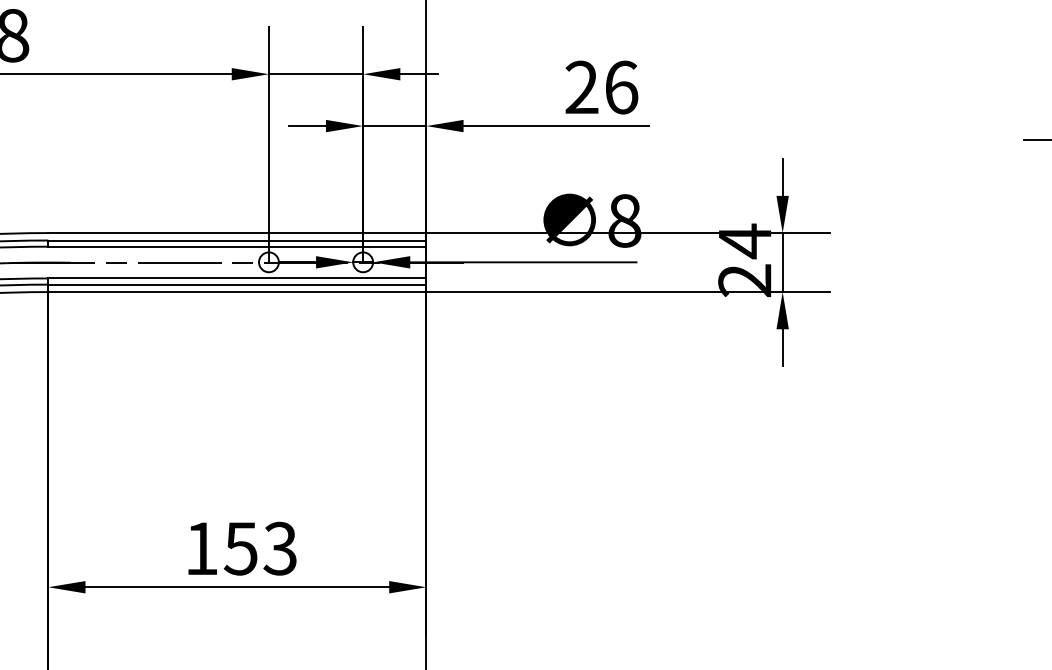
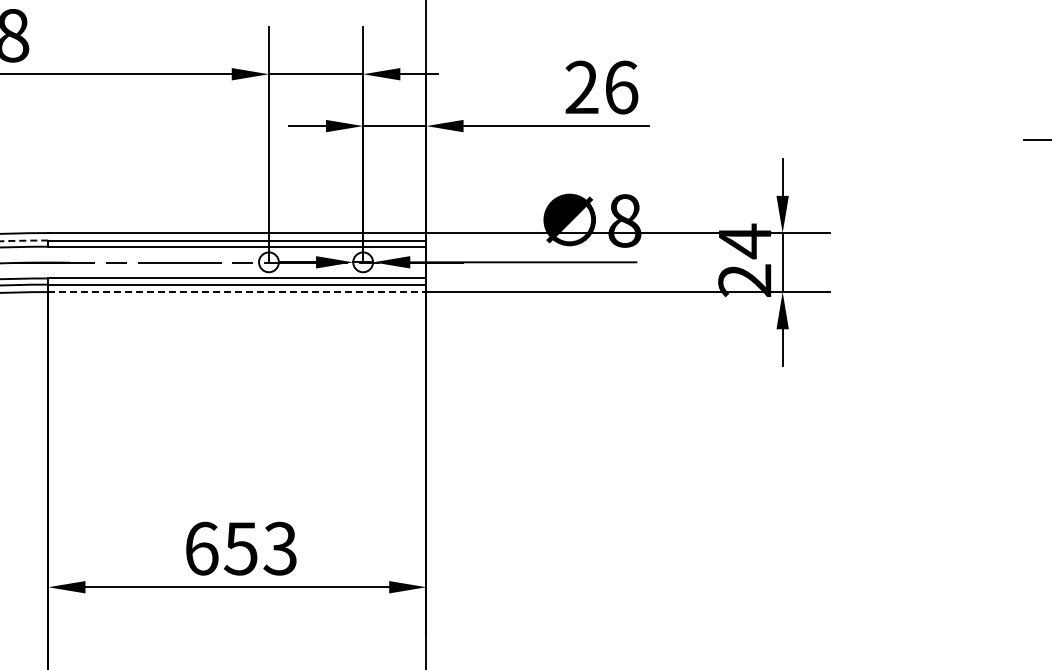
arc: solid -> dashed (23, 240)
line: solid -> dashed (237, 292)
text: 153 -> 653 (202, 548)
